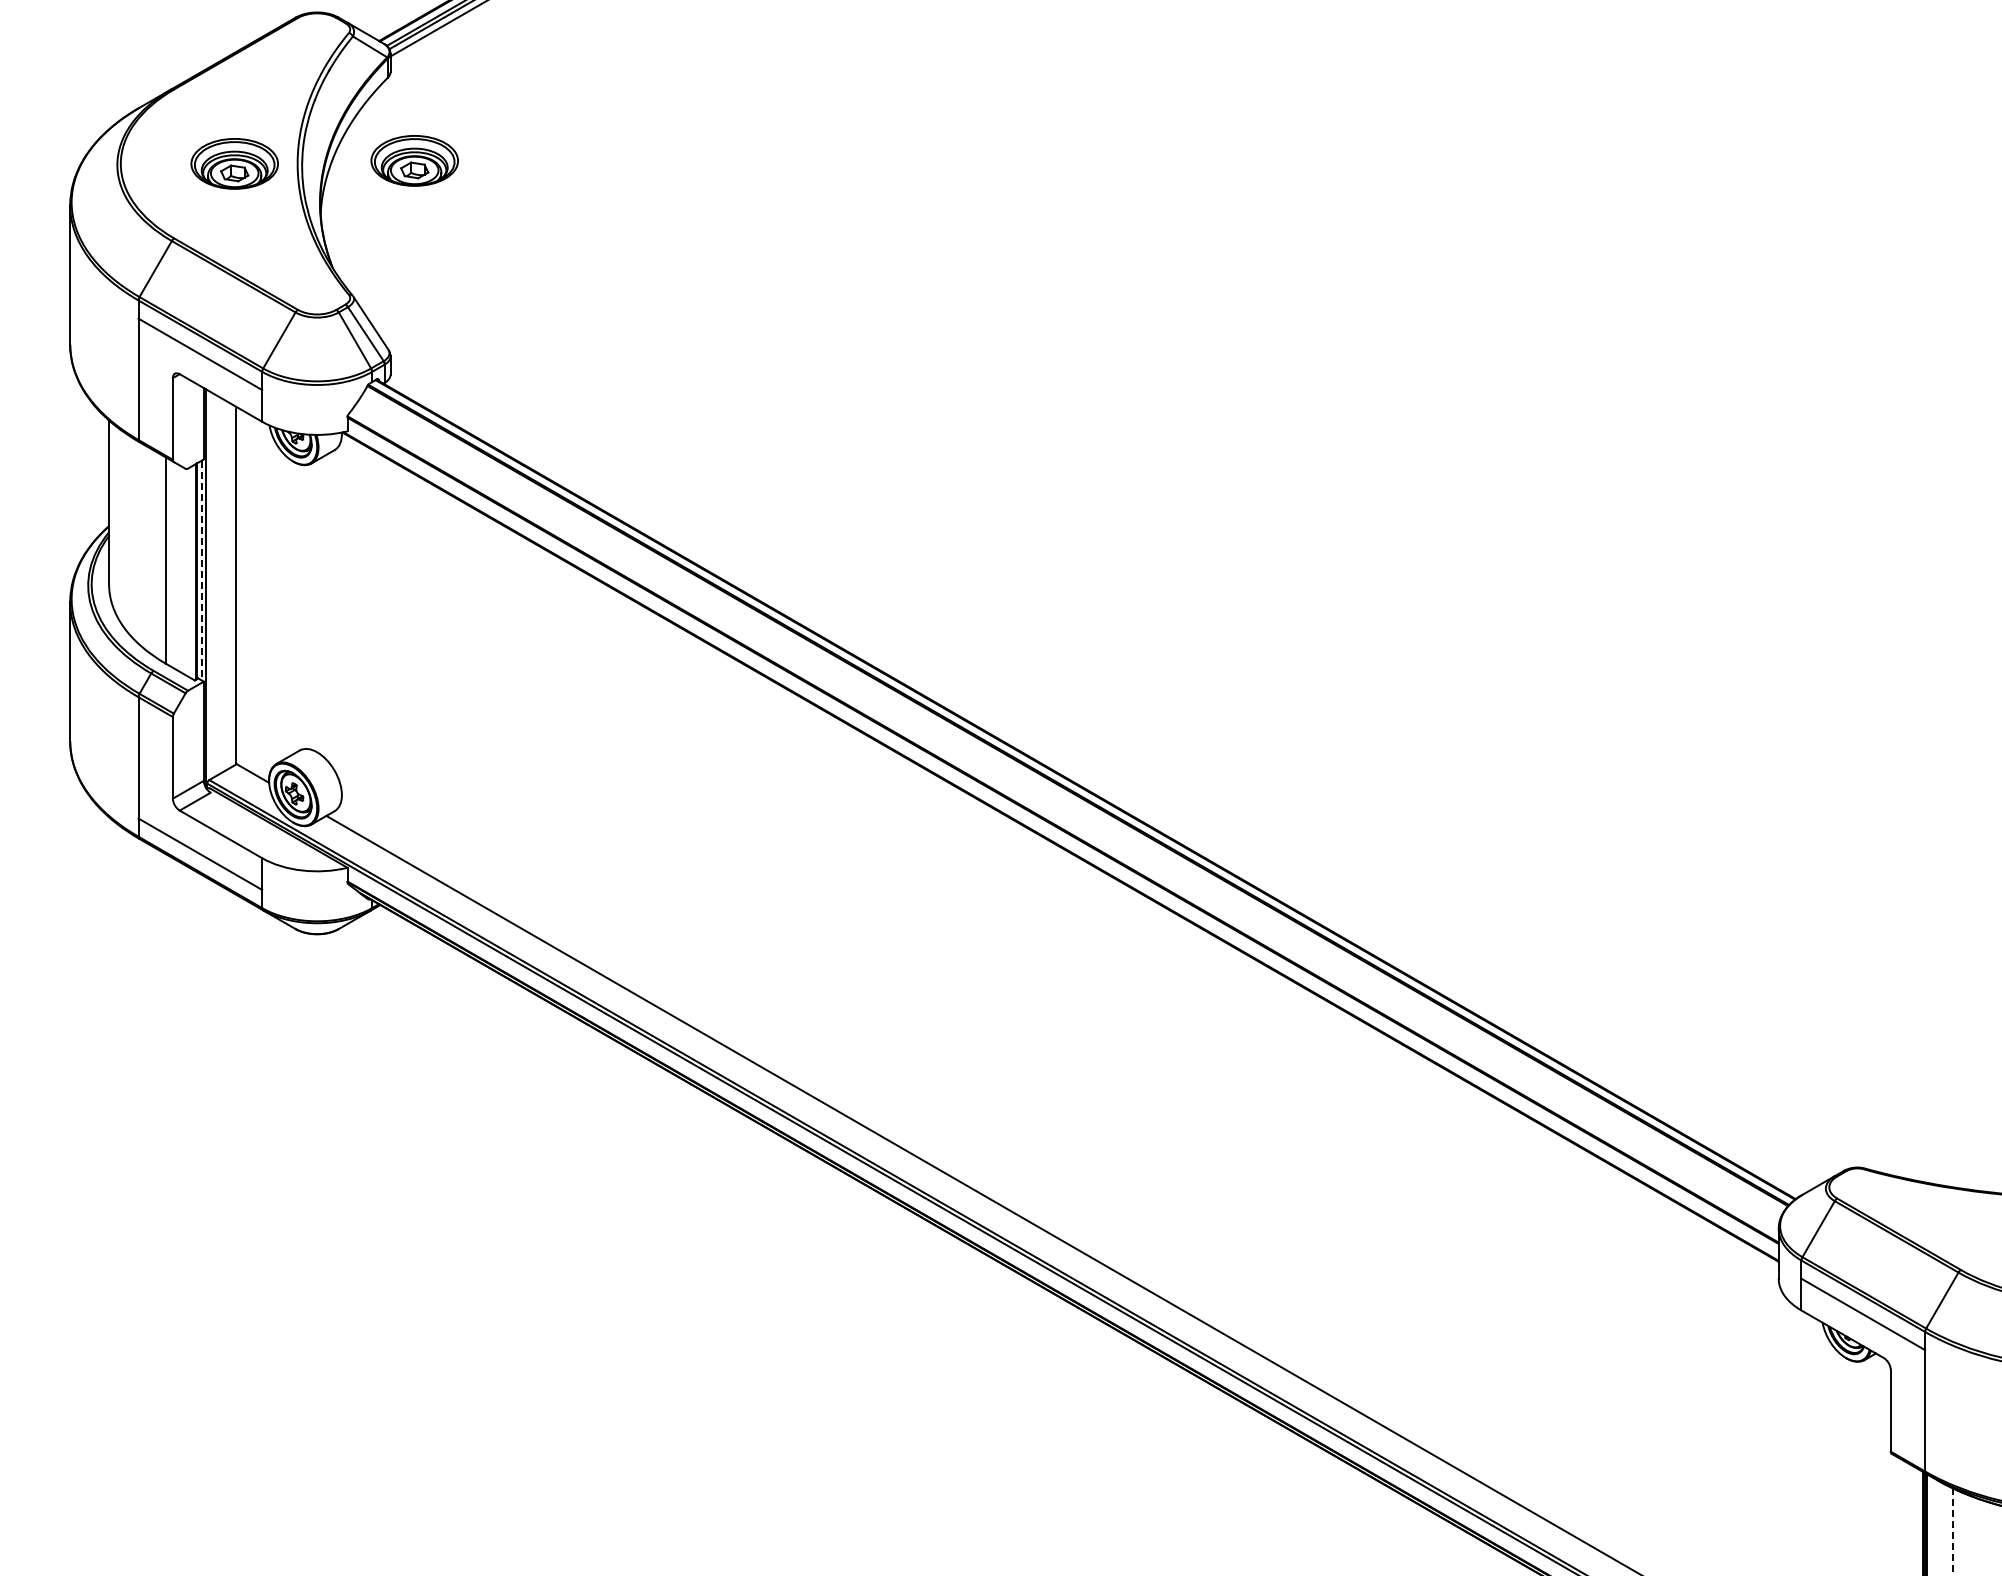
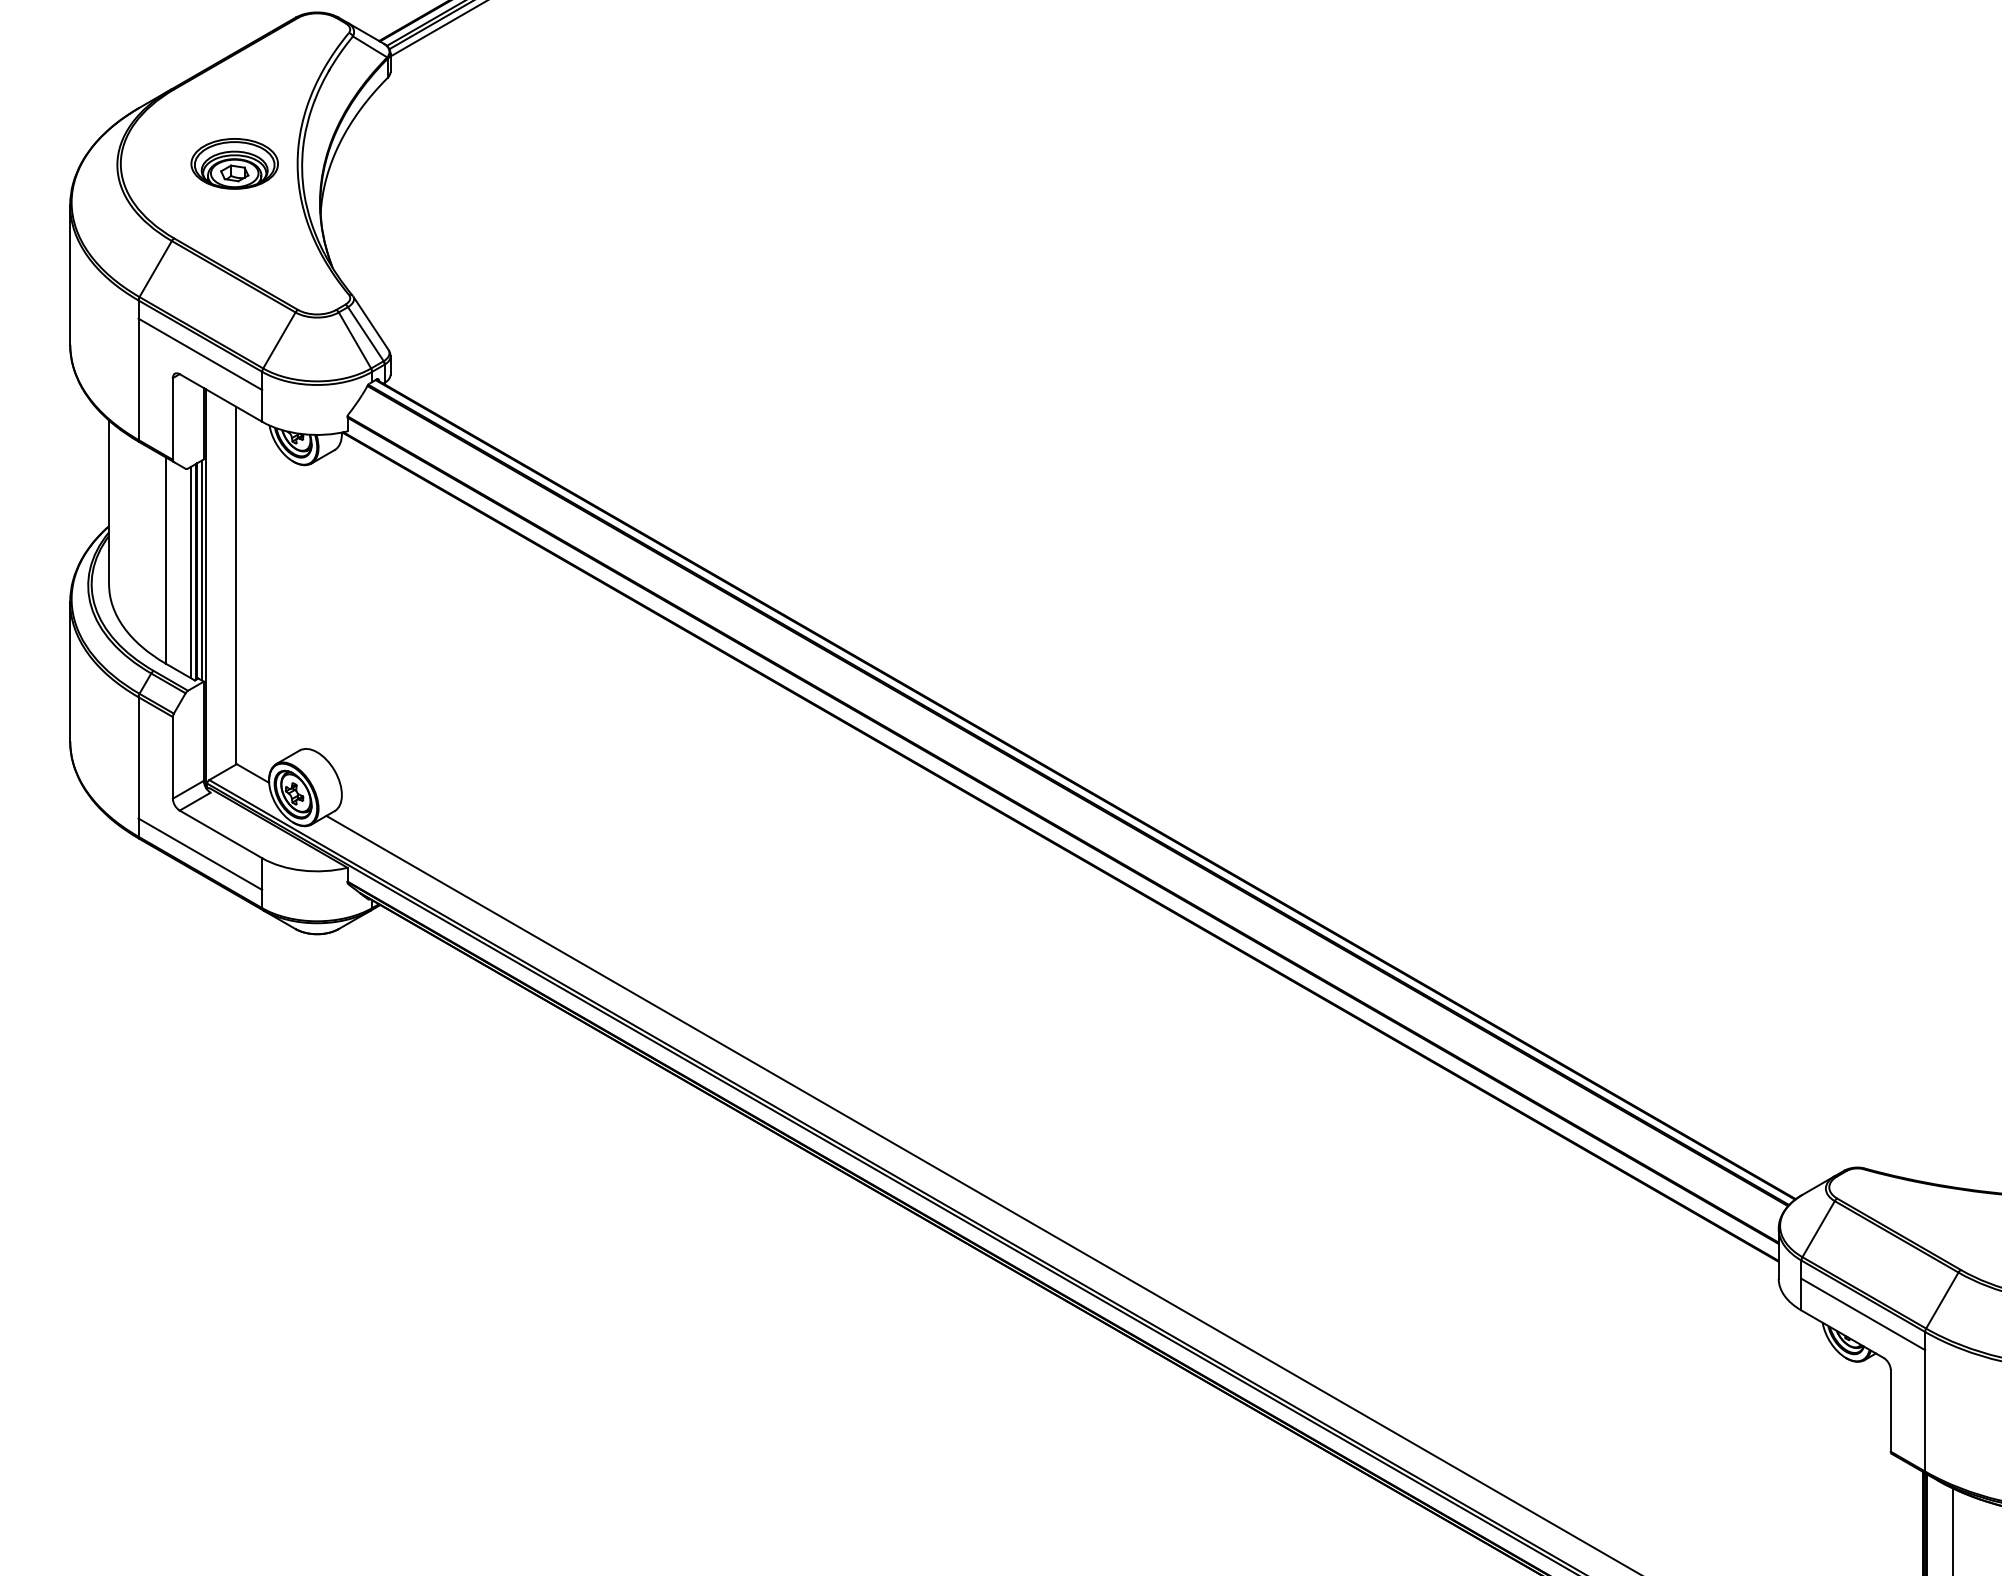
part: present -> none (414, 160)
line: dashed -> solid (201, 570)
line: none -> present (191, 572)
line: dashed -> solid (1952, 1532)
